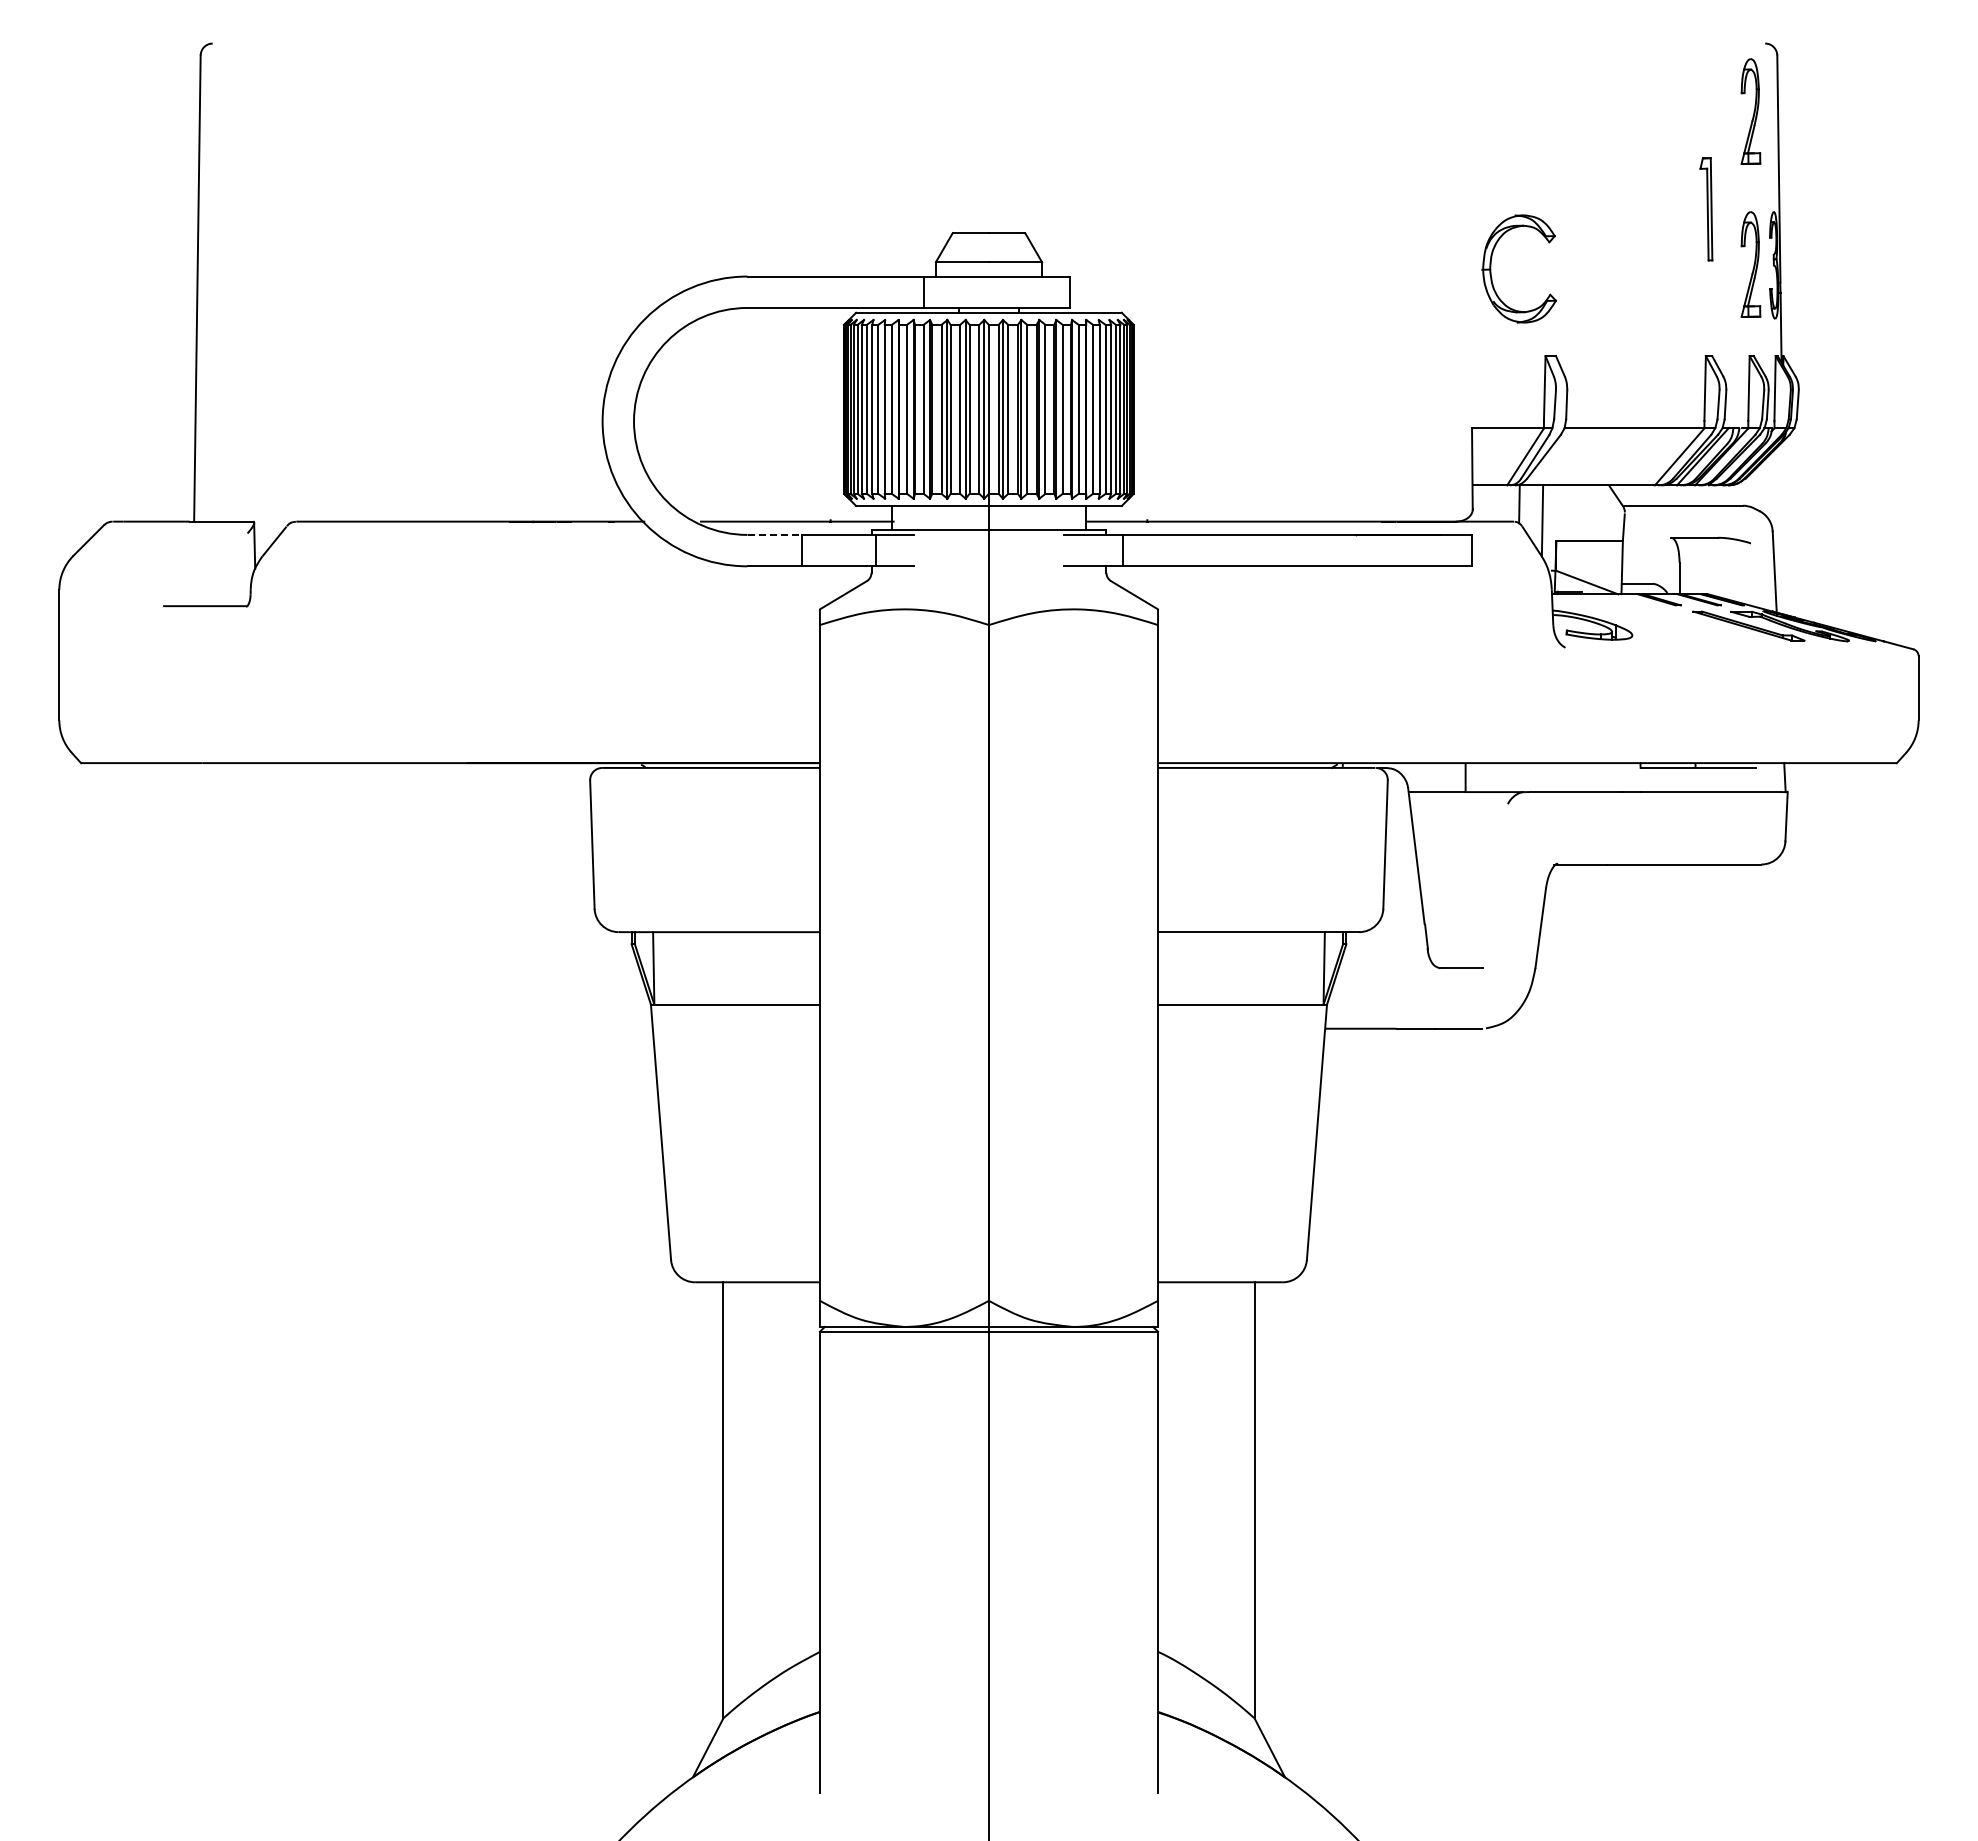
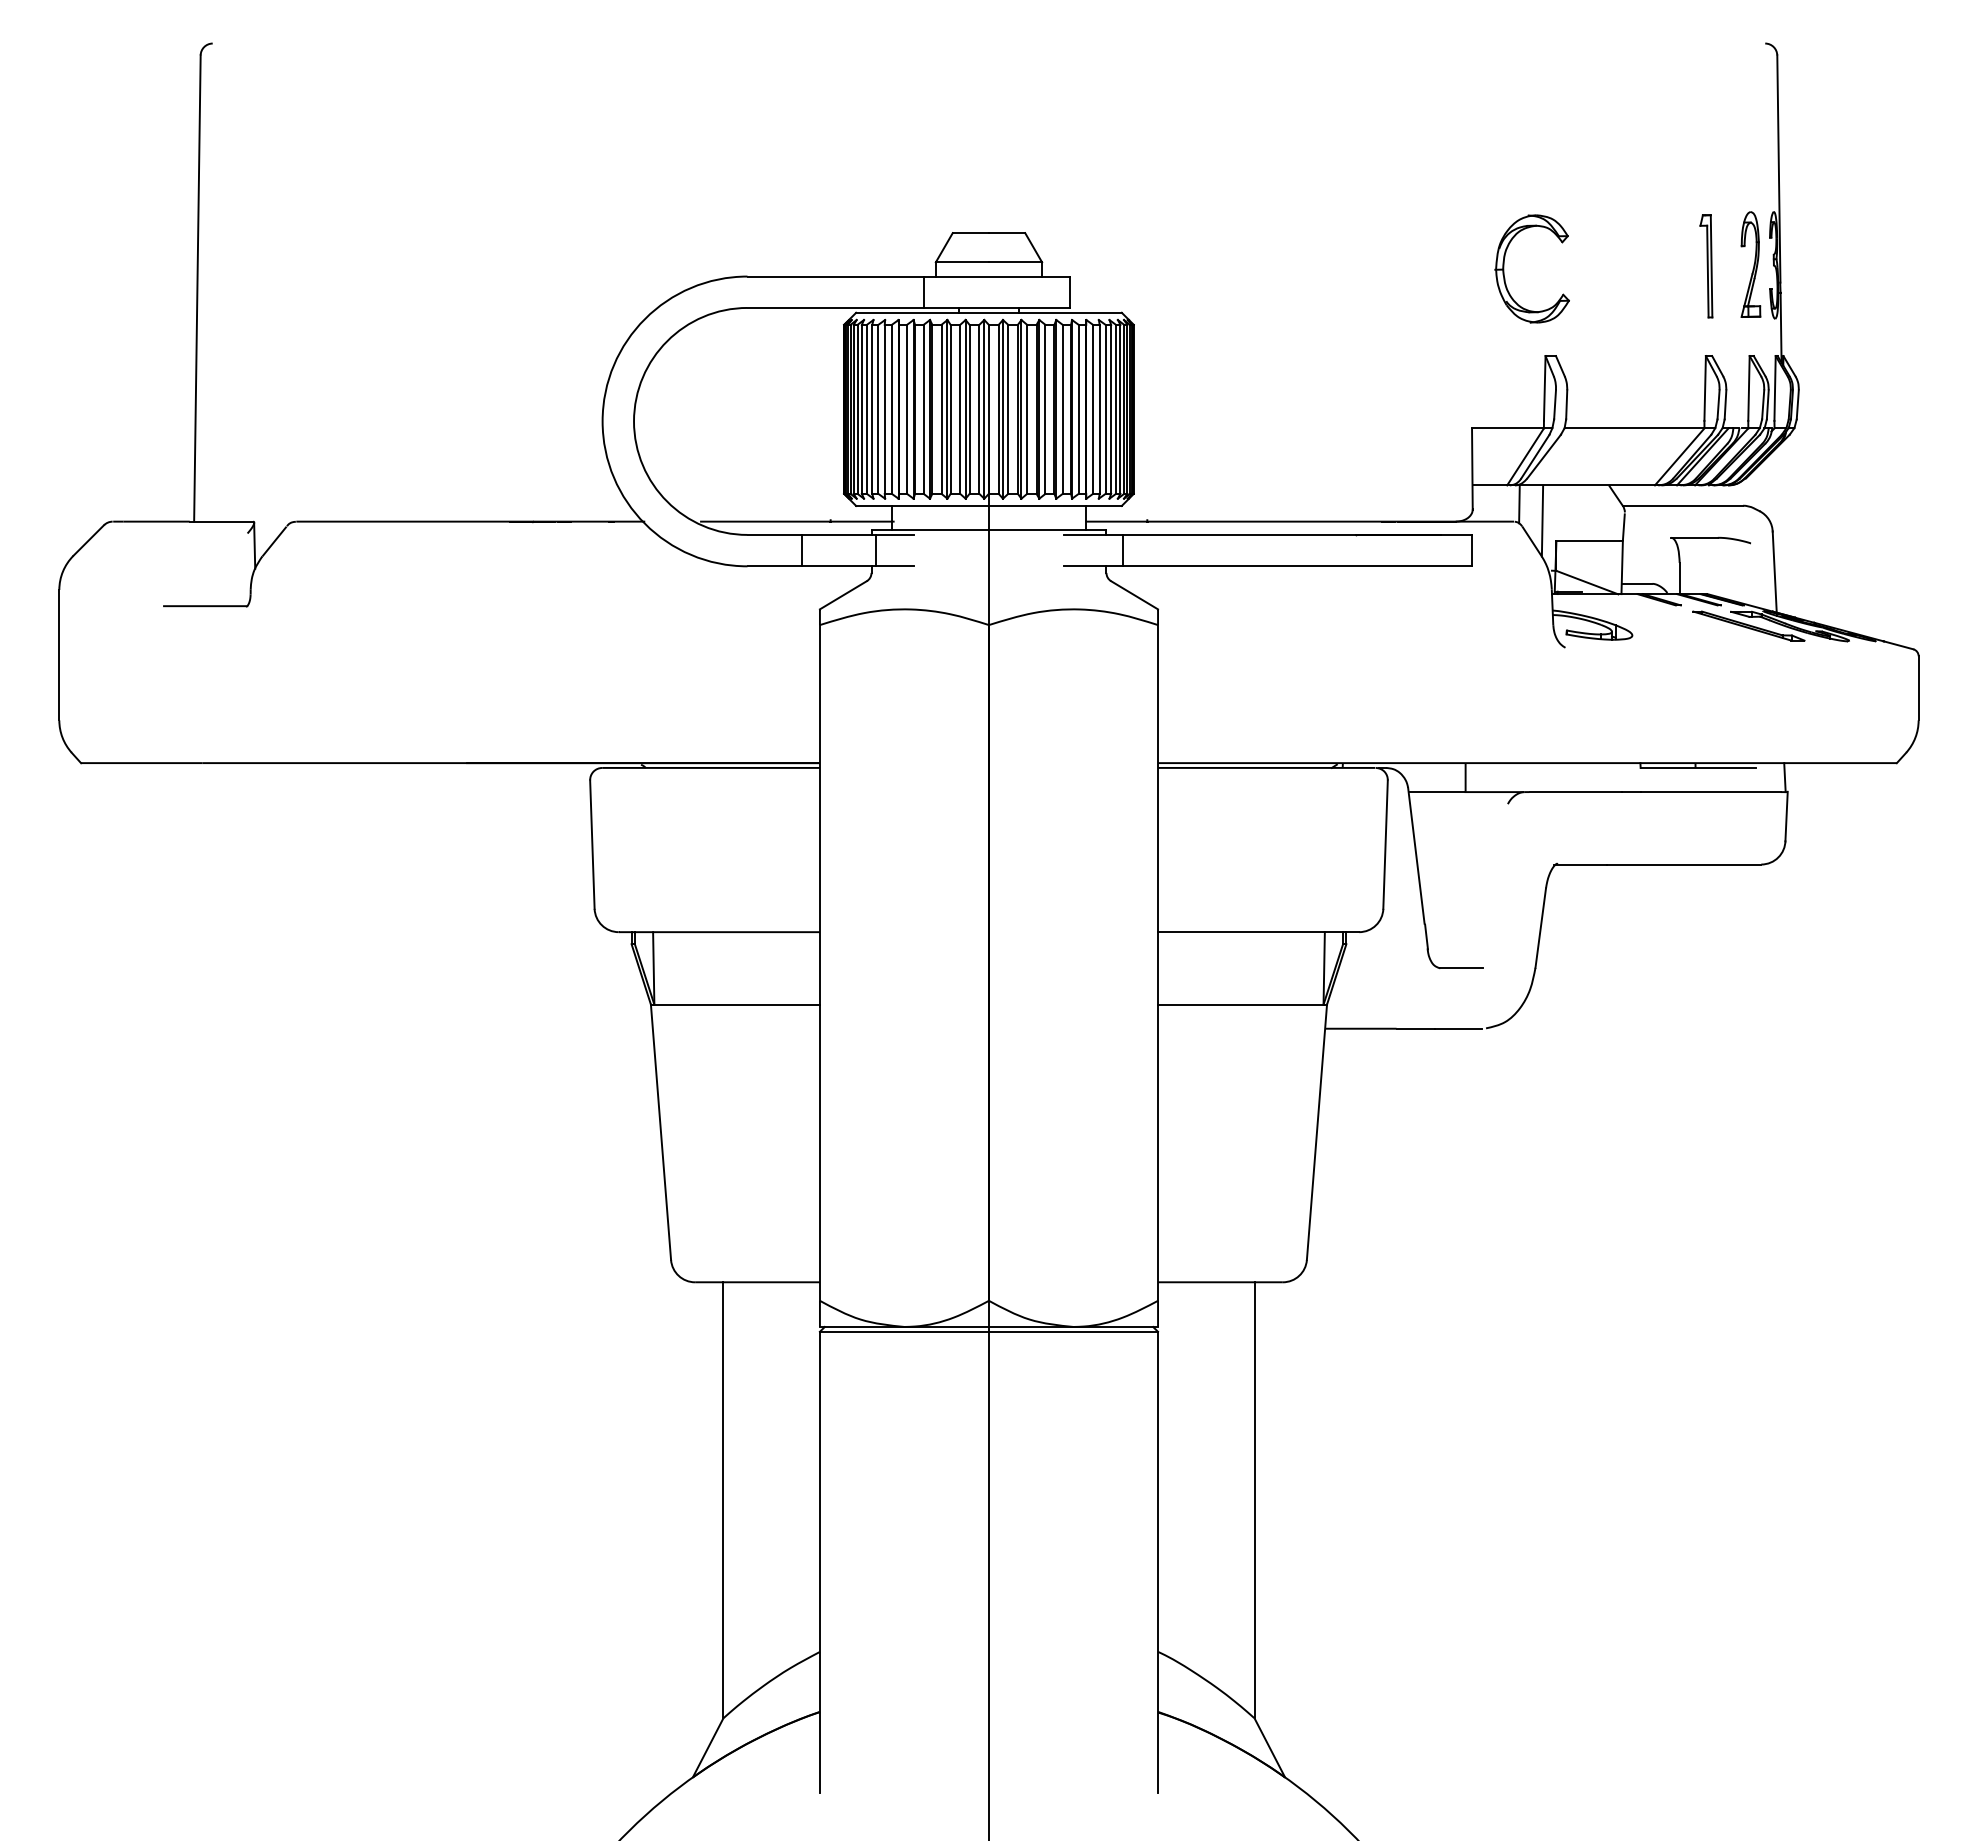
part: present -> none (1750, 111)
part position: (1706, 209) -> (1706, 266) (1706, 266)
part position: (1491, 268) -> (1504, 268) (1504, 268)
line: dashed -> solid (775, 534)
